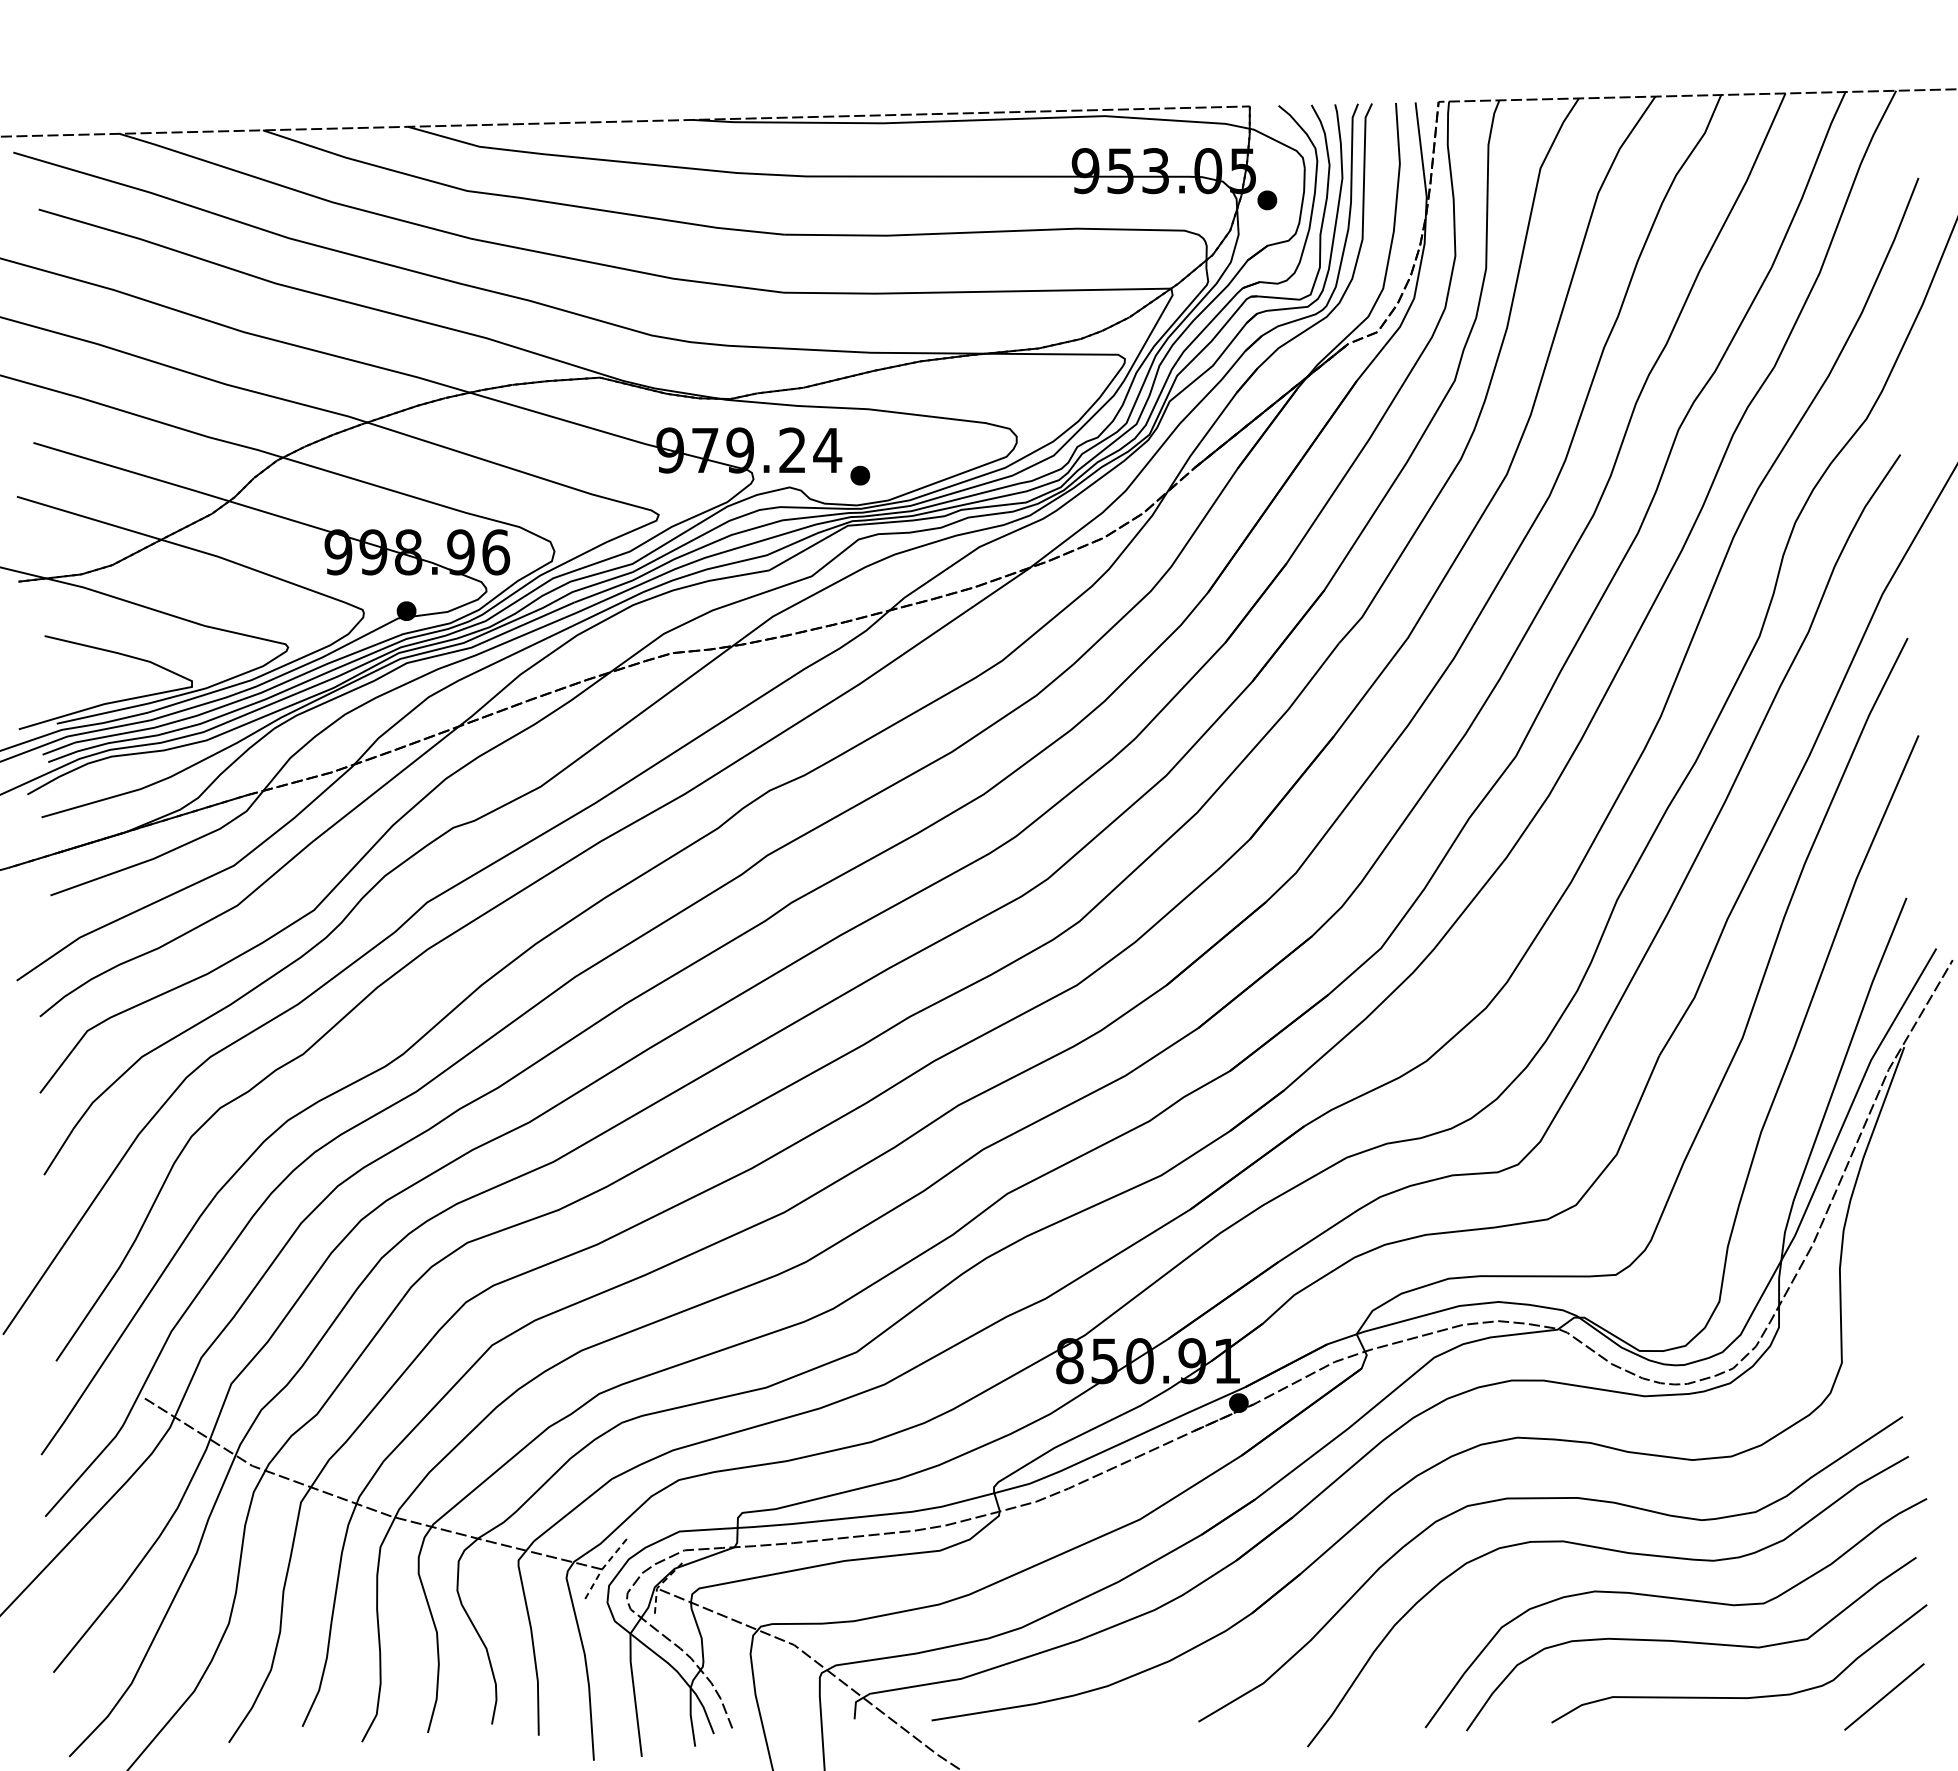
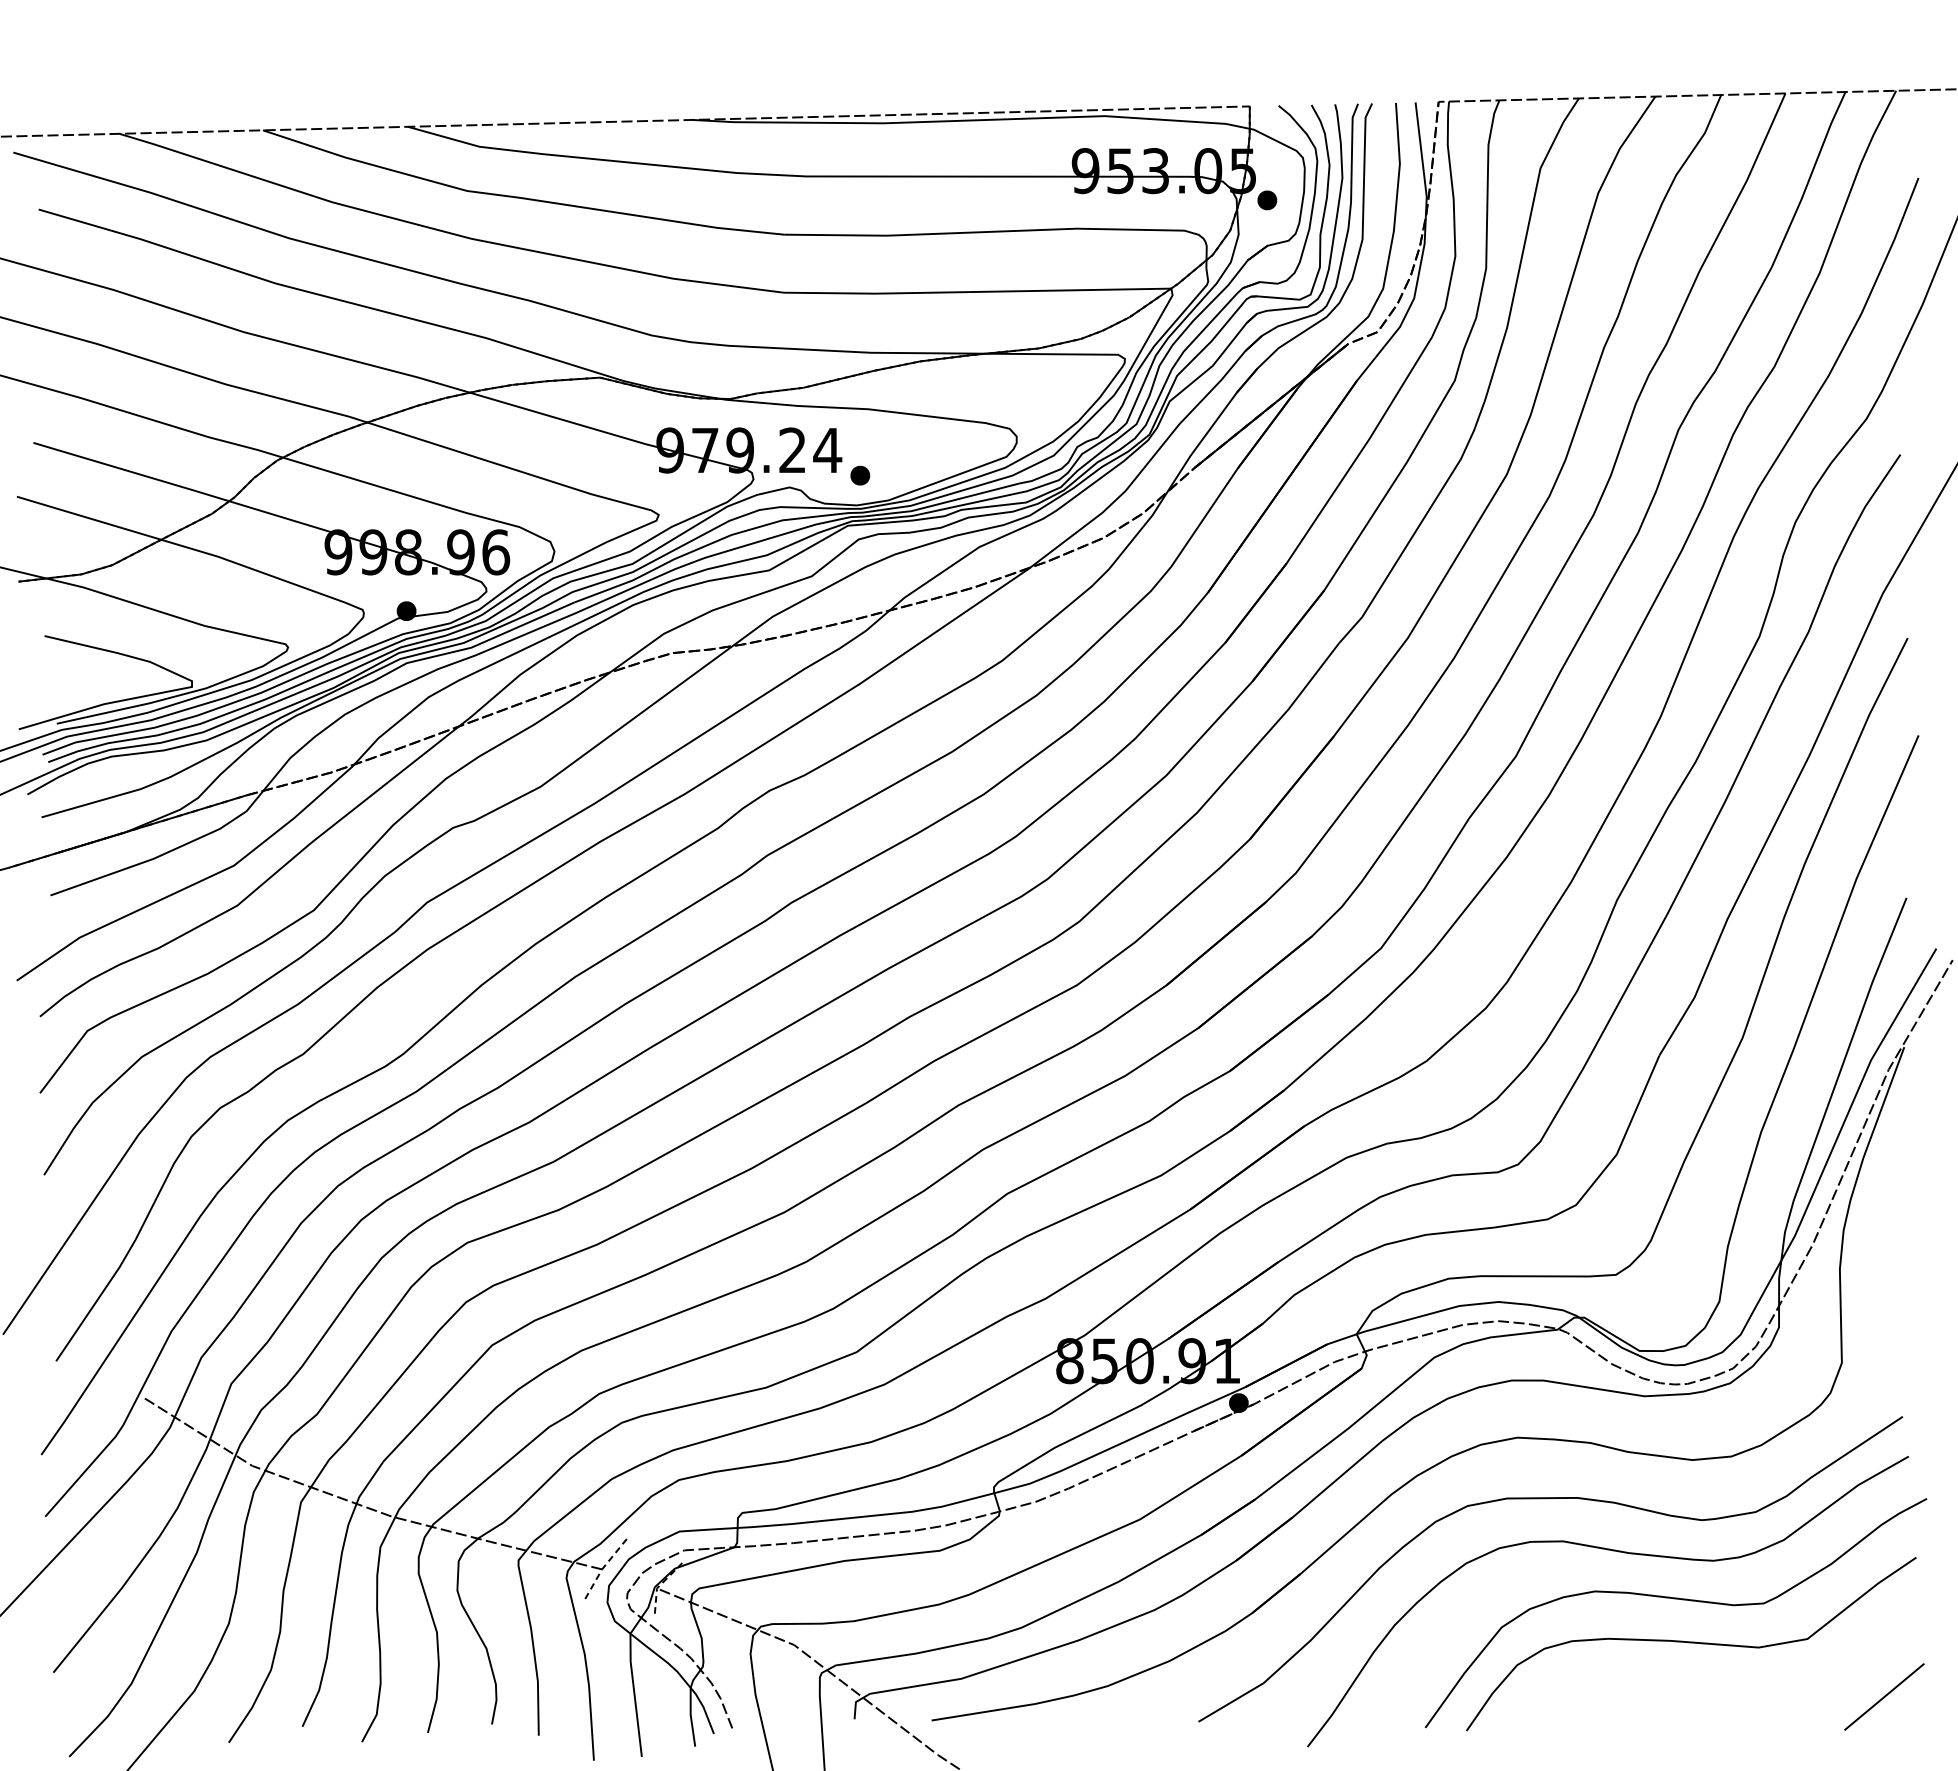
curve: present -> none (1739, 1697)
